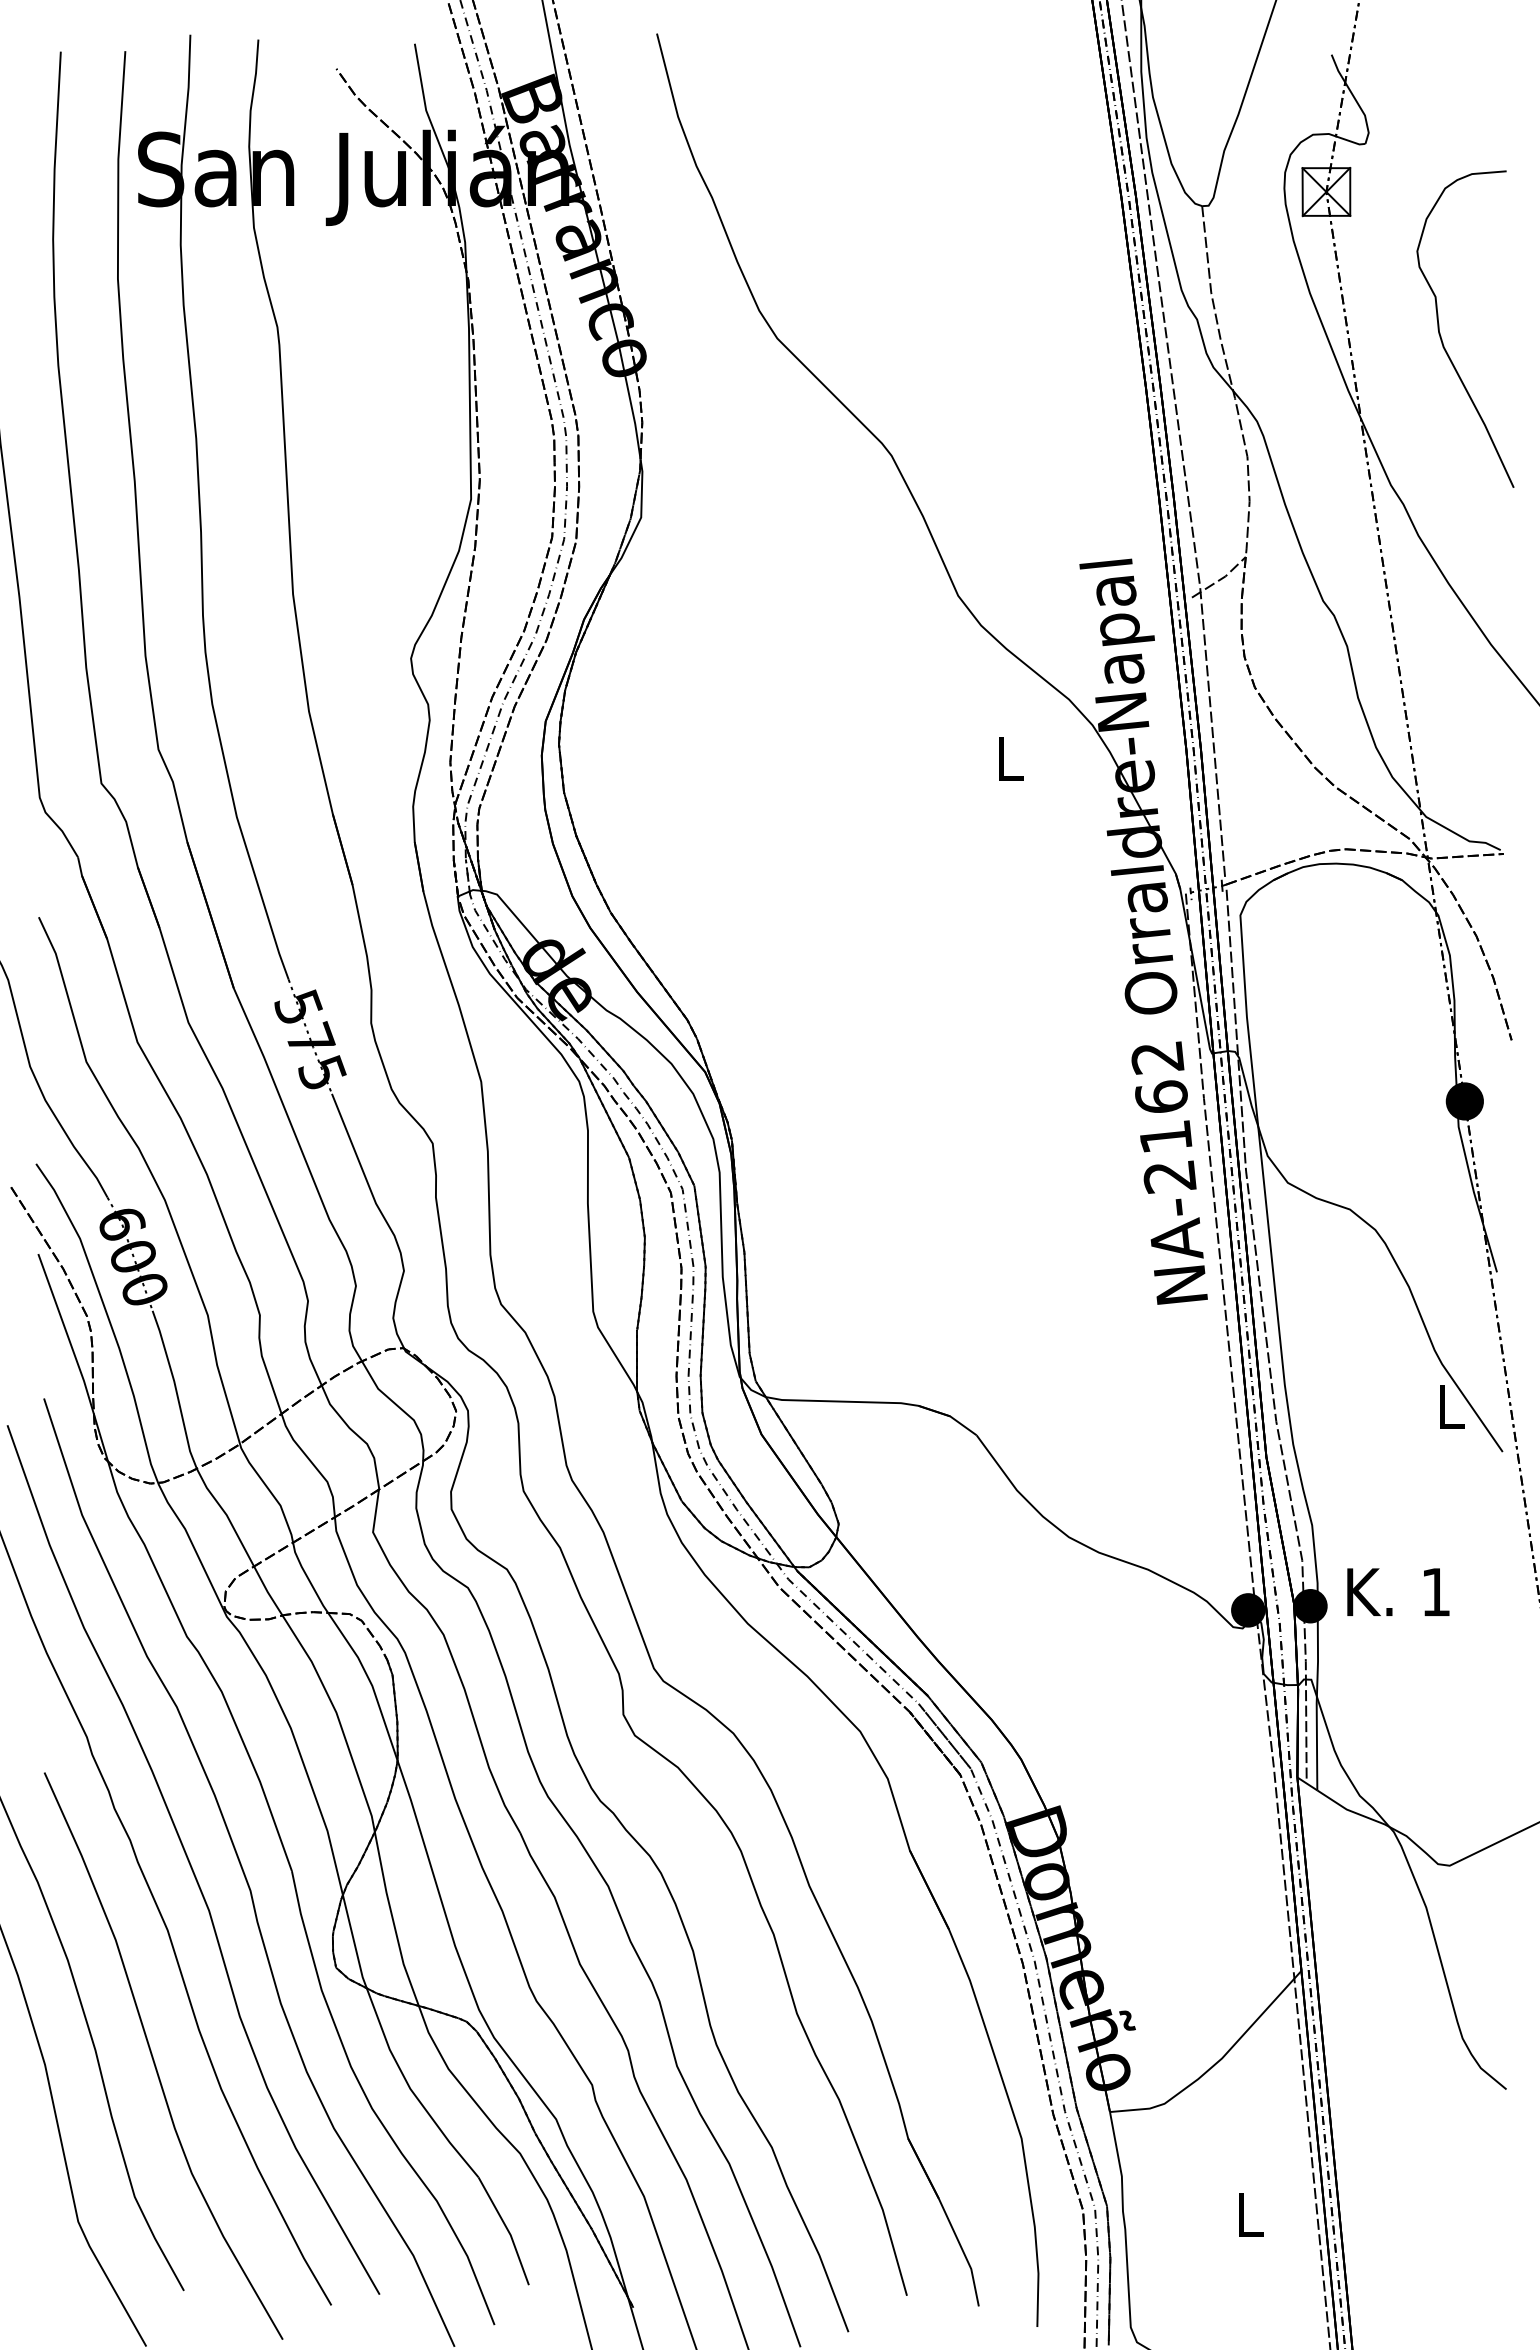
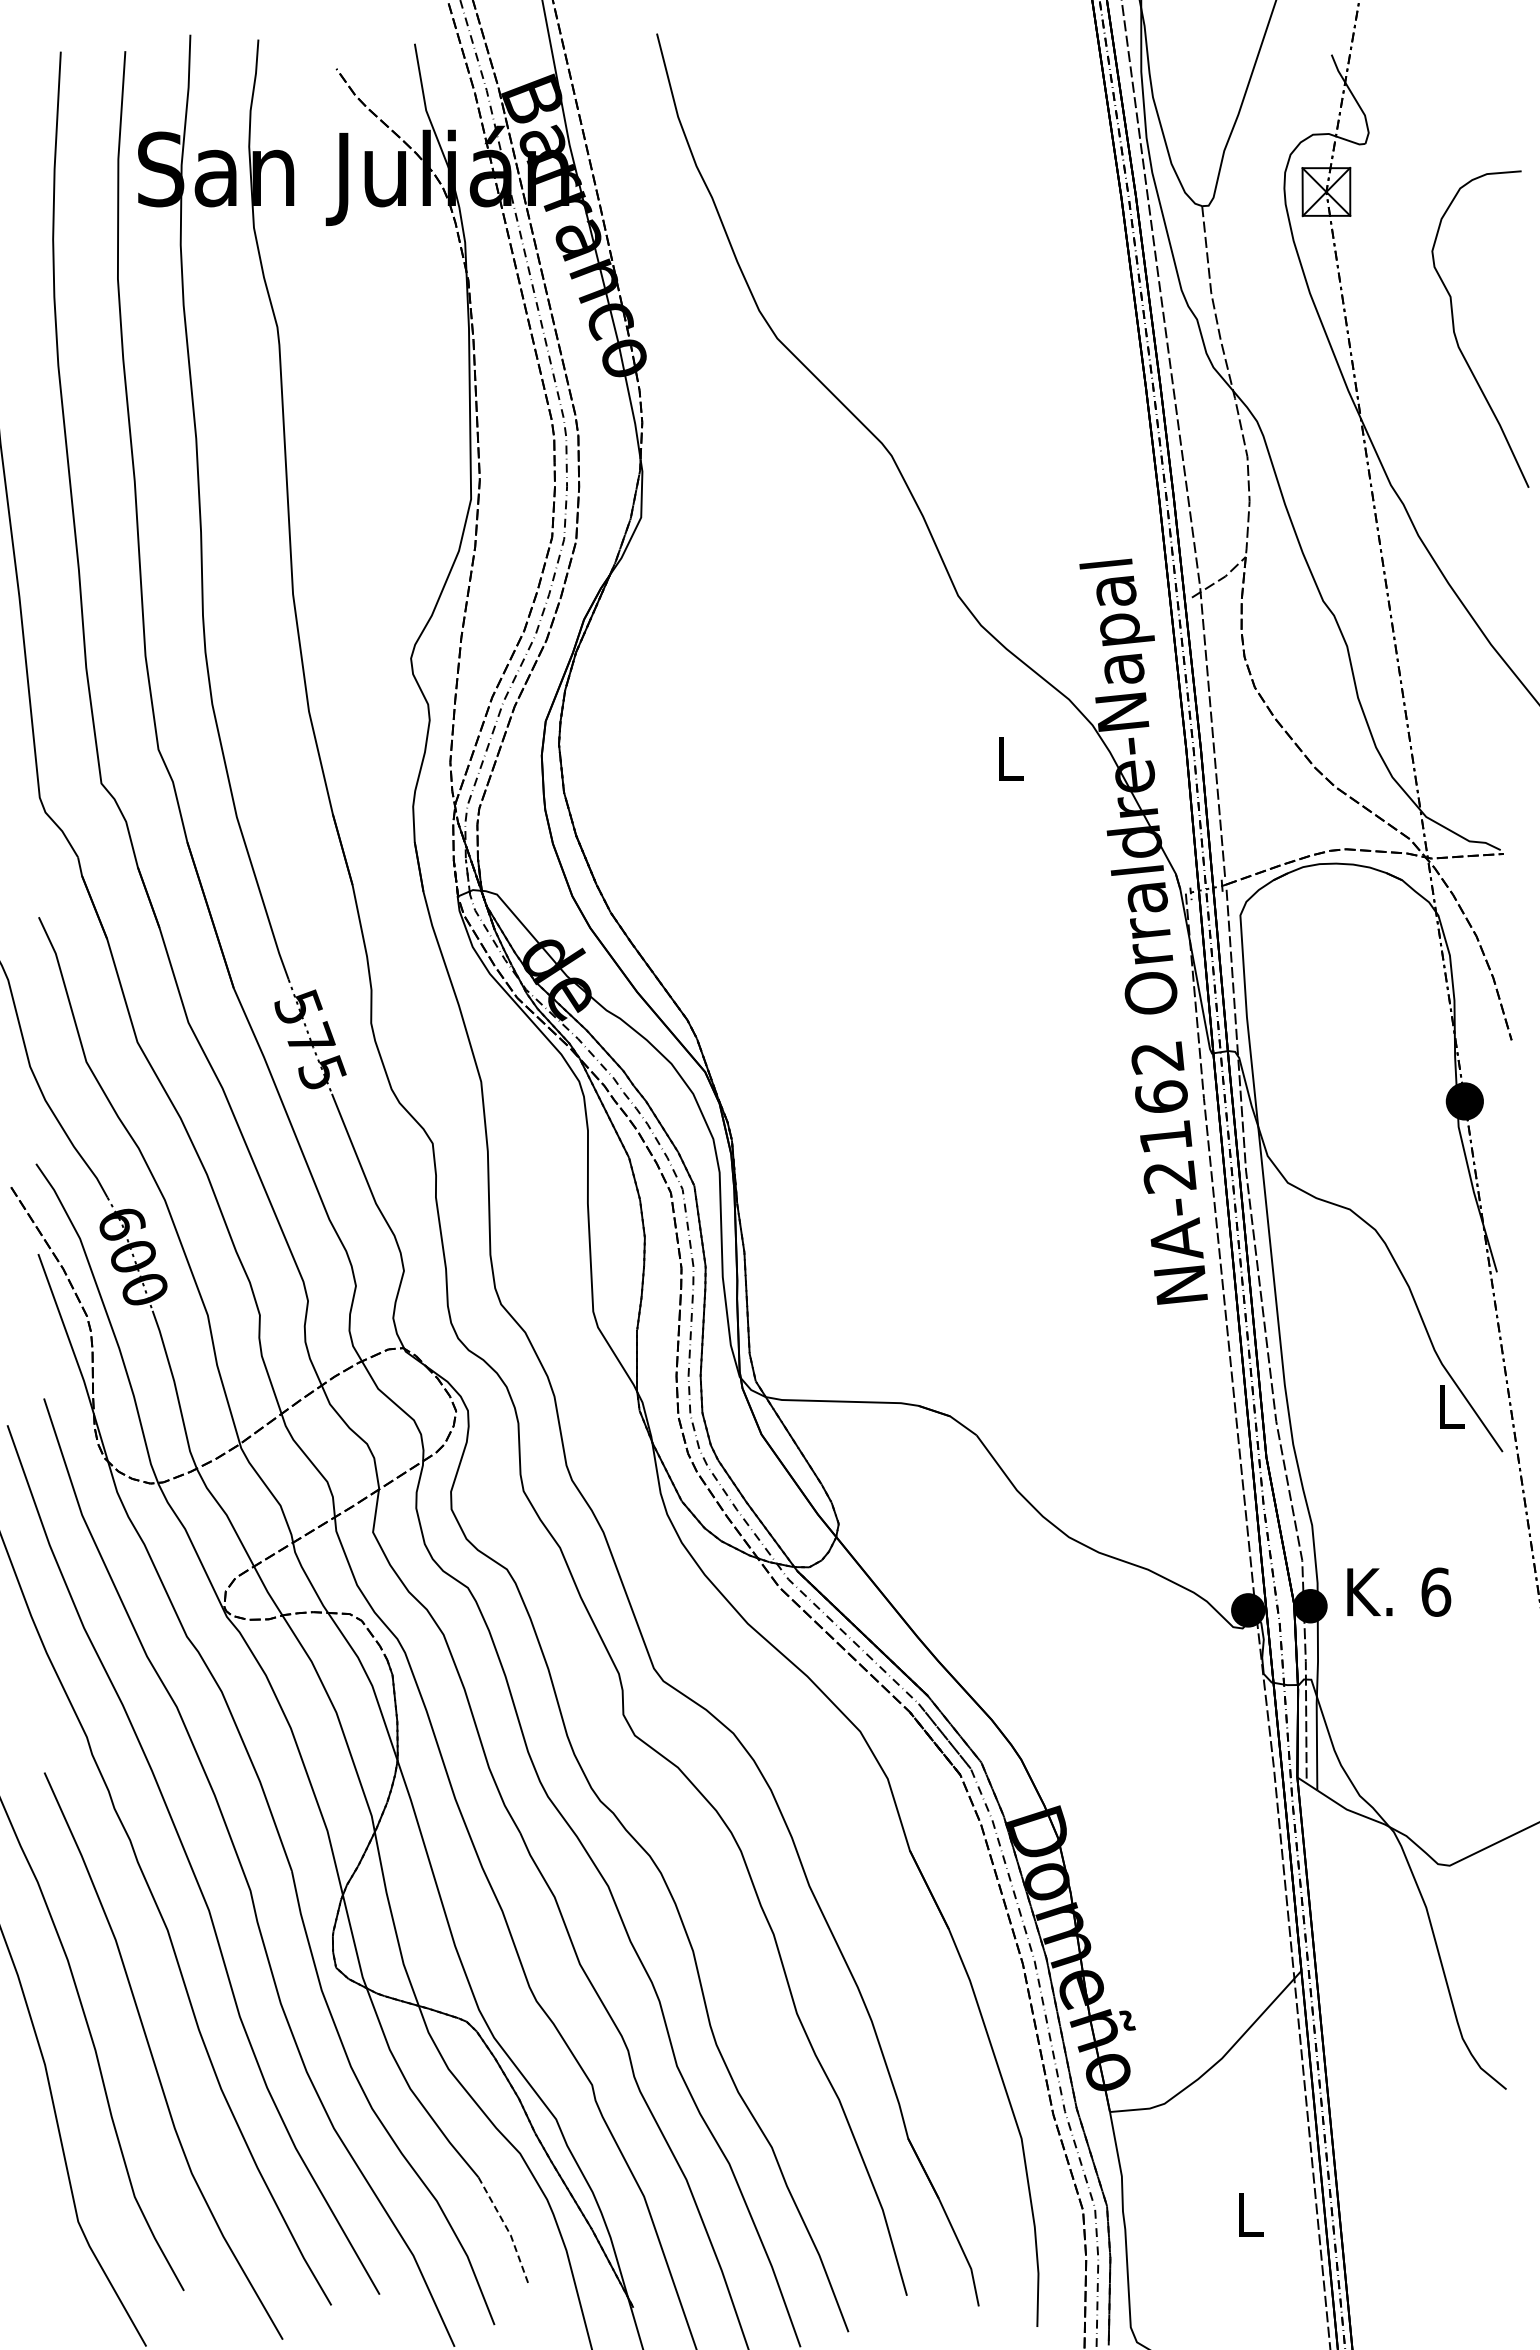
curve position: (1441, 336) -> (1456, 336) (1456, 336)
text: 1 -> 6 (1436, 1591)
line: solid -> dashed (507, 2230)
